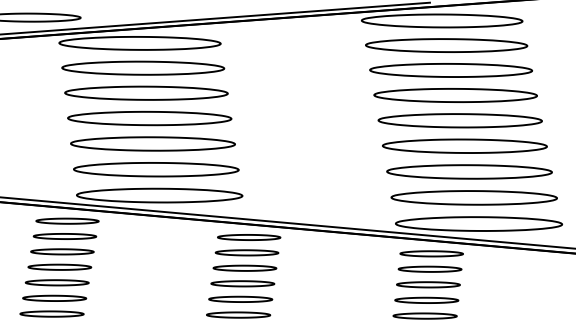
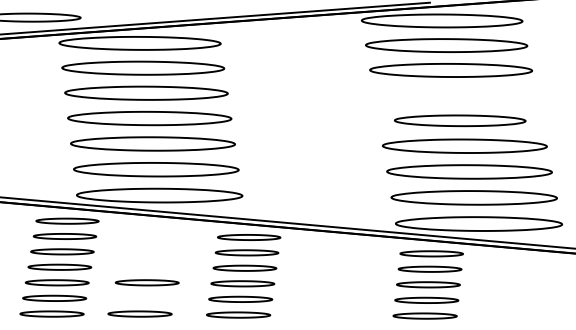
part: present -> none (455, 95)
part size: 166x16 px -> 133x14 px (460, 120)
part: none -> present (146, 282)
part: none -> present (139, 313)
